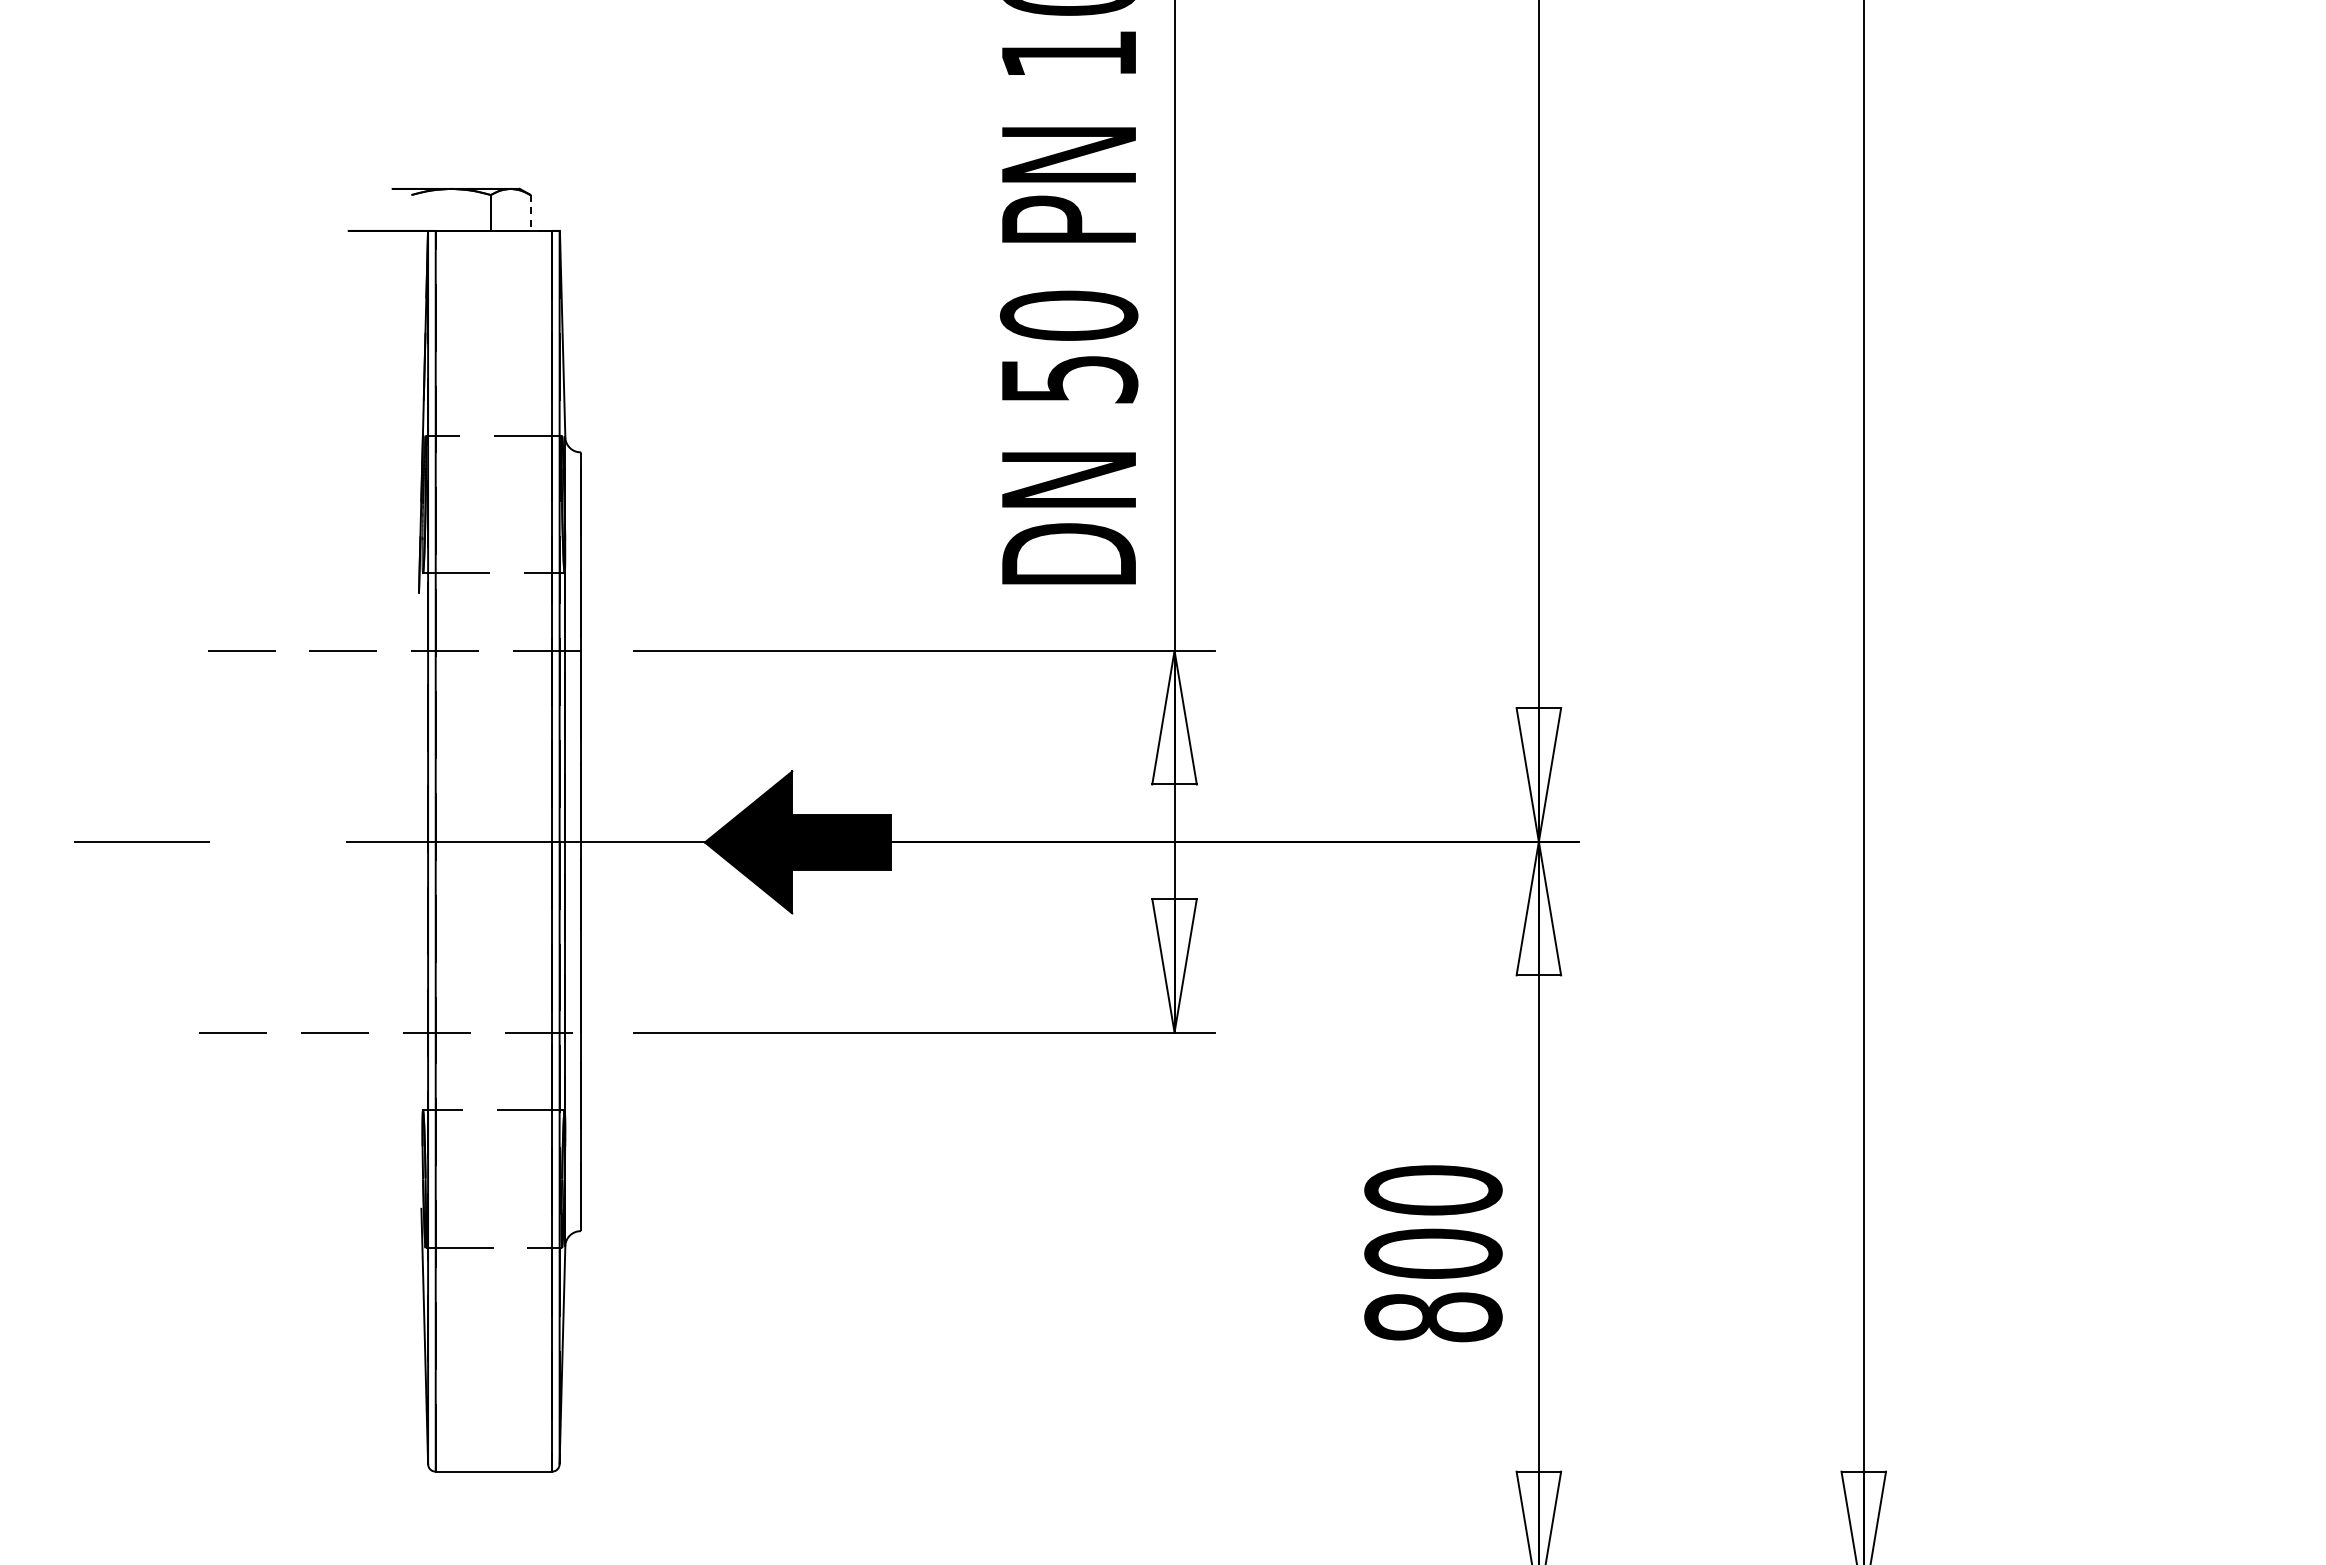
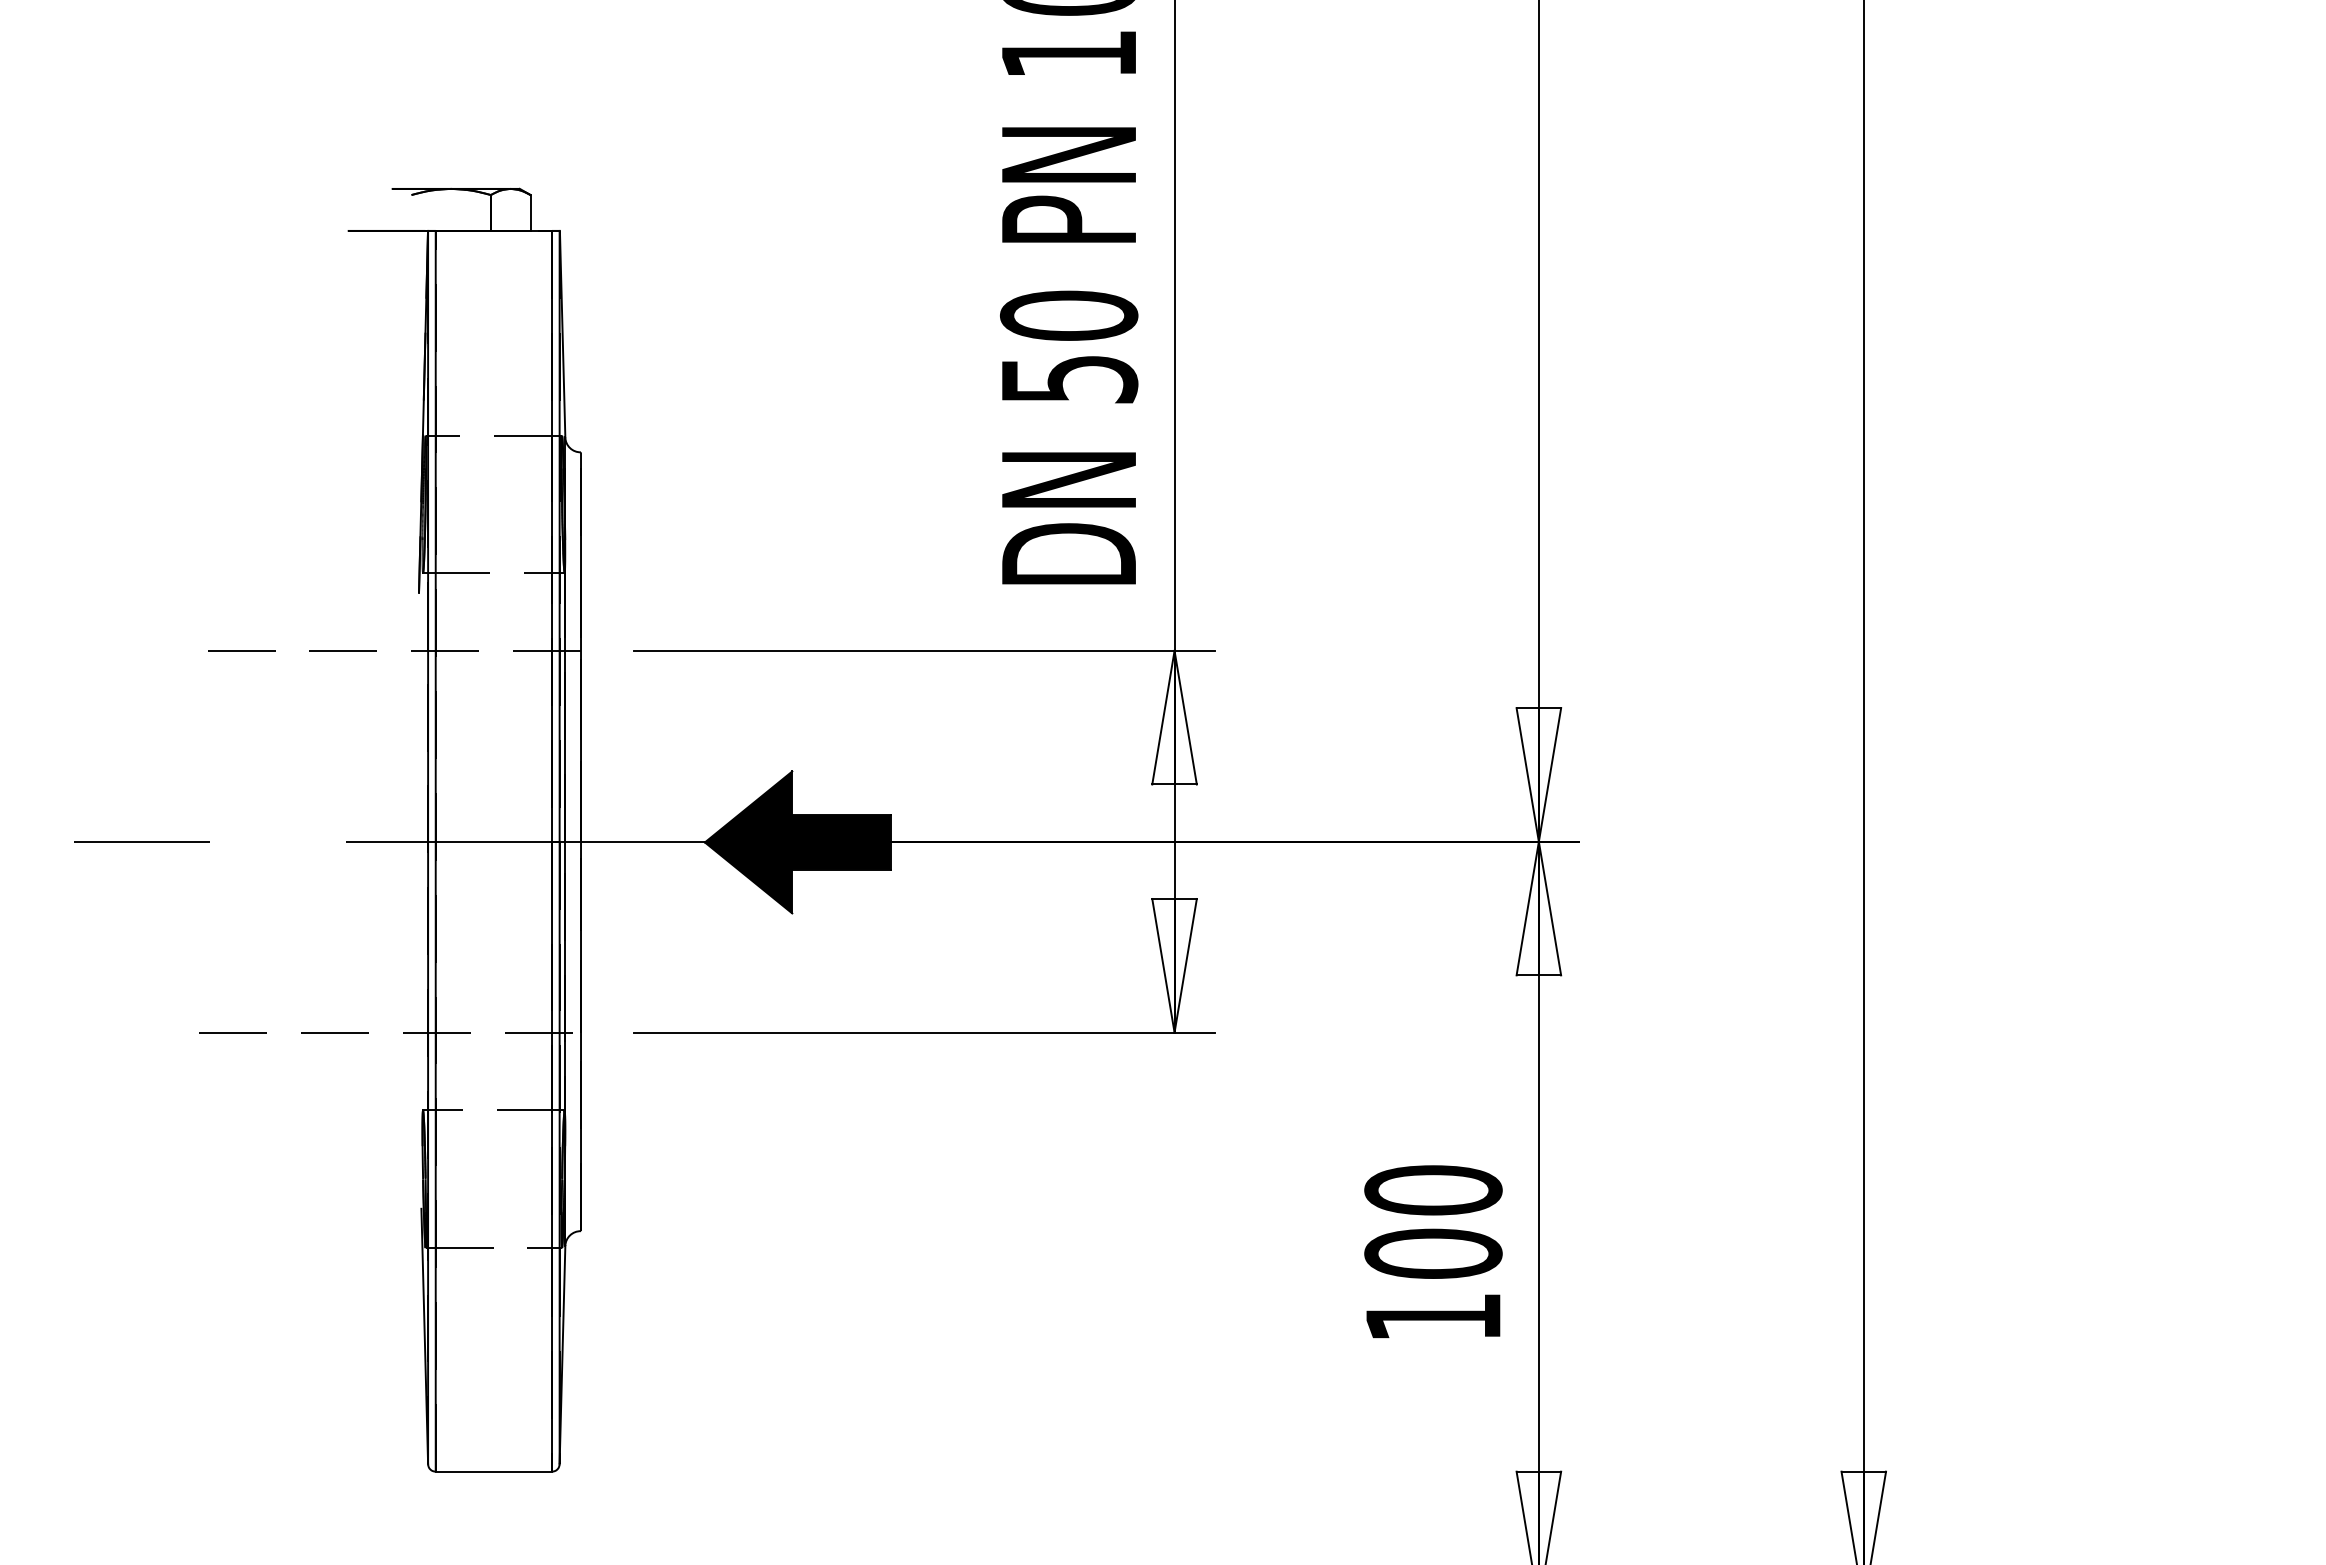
line: dashed -> solid (530, 212)
text: 800 -> 100 (1433, 1317)
